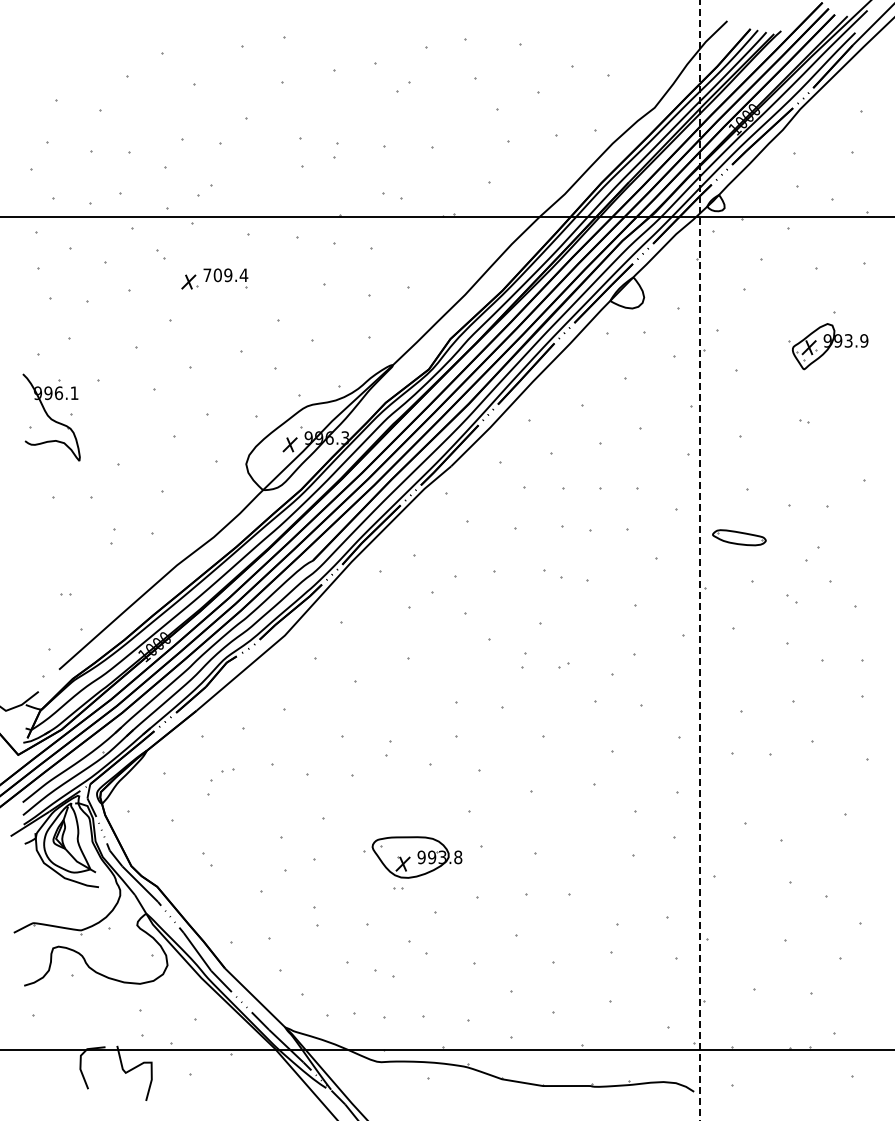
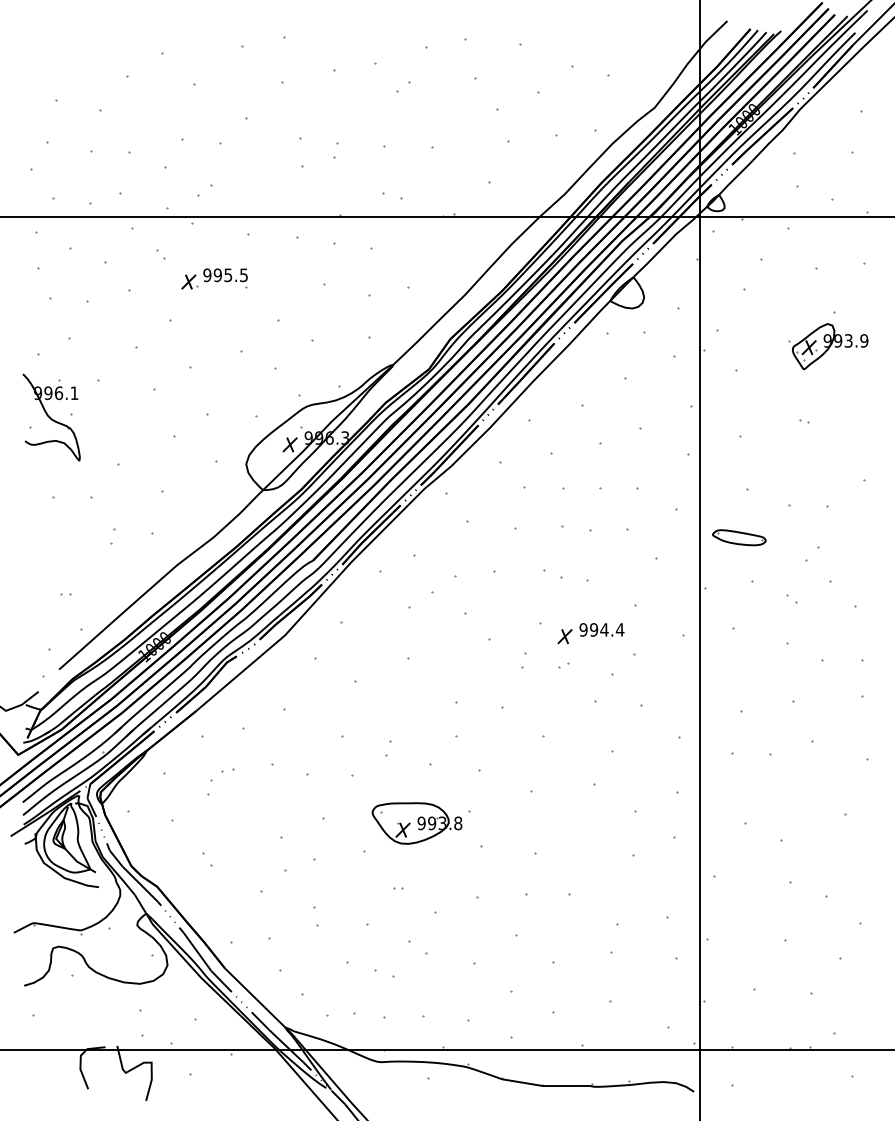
text: 709.4 -> 995.5 (225, 275)
line: dashed -> solid (699, 560)
part: none -> present (590, 633)
part position: (416, 857) -> (416, 823) (416, 823)
